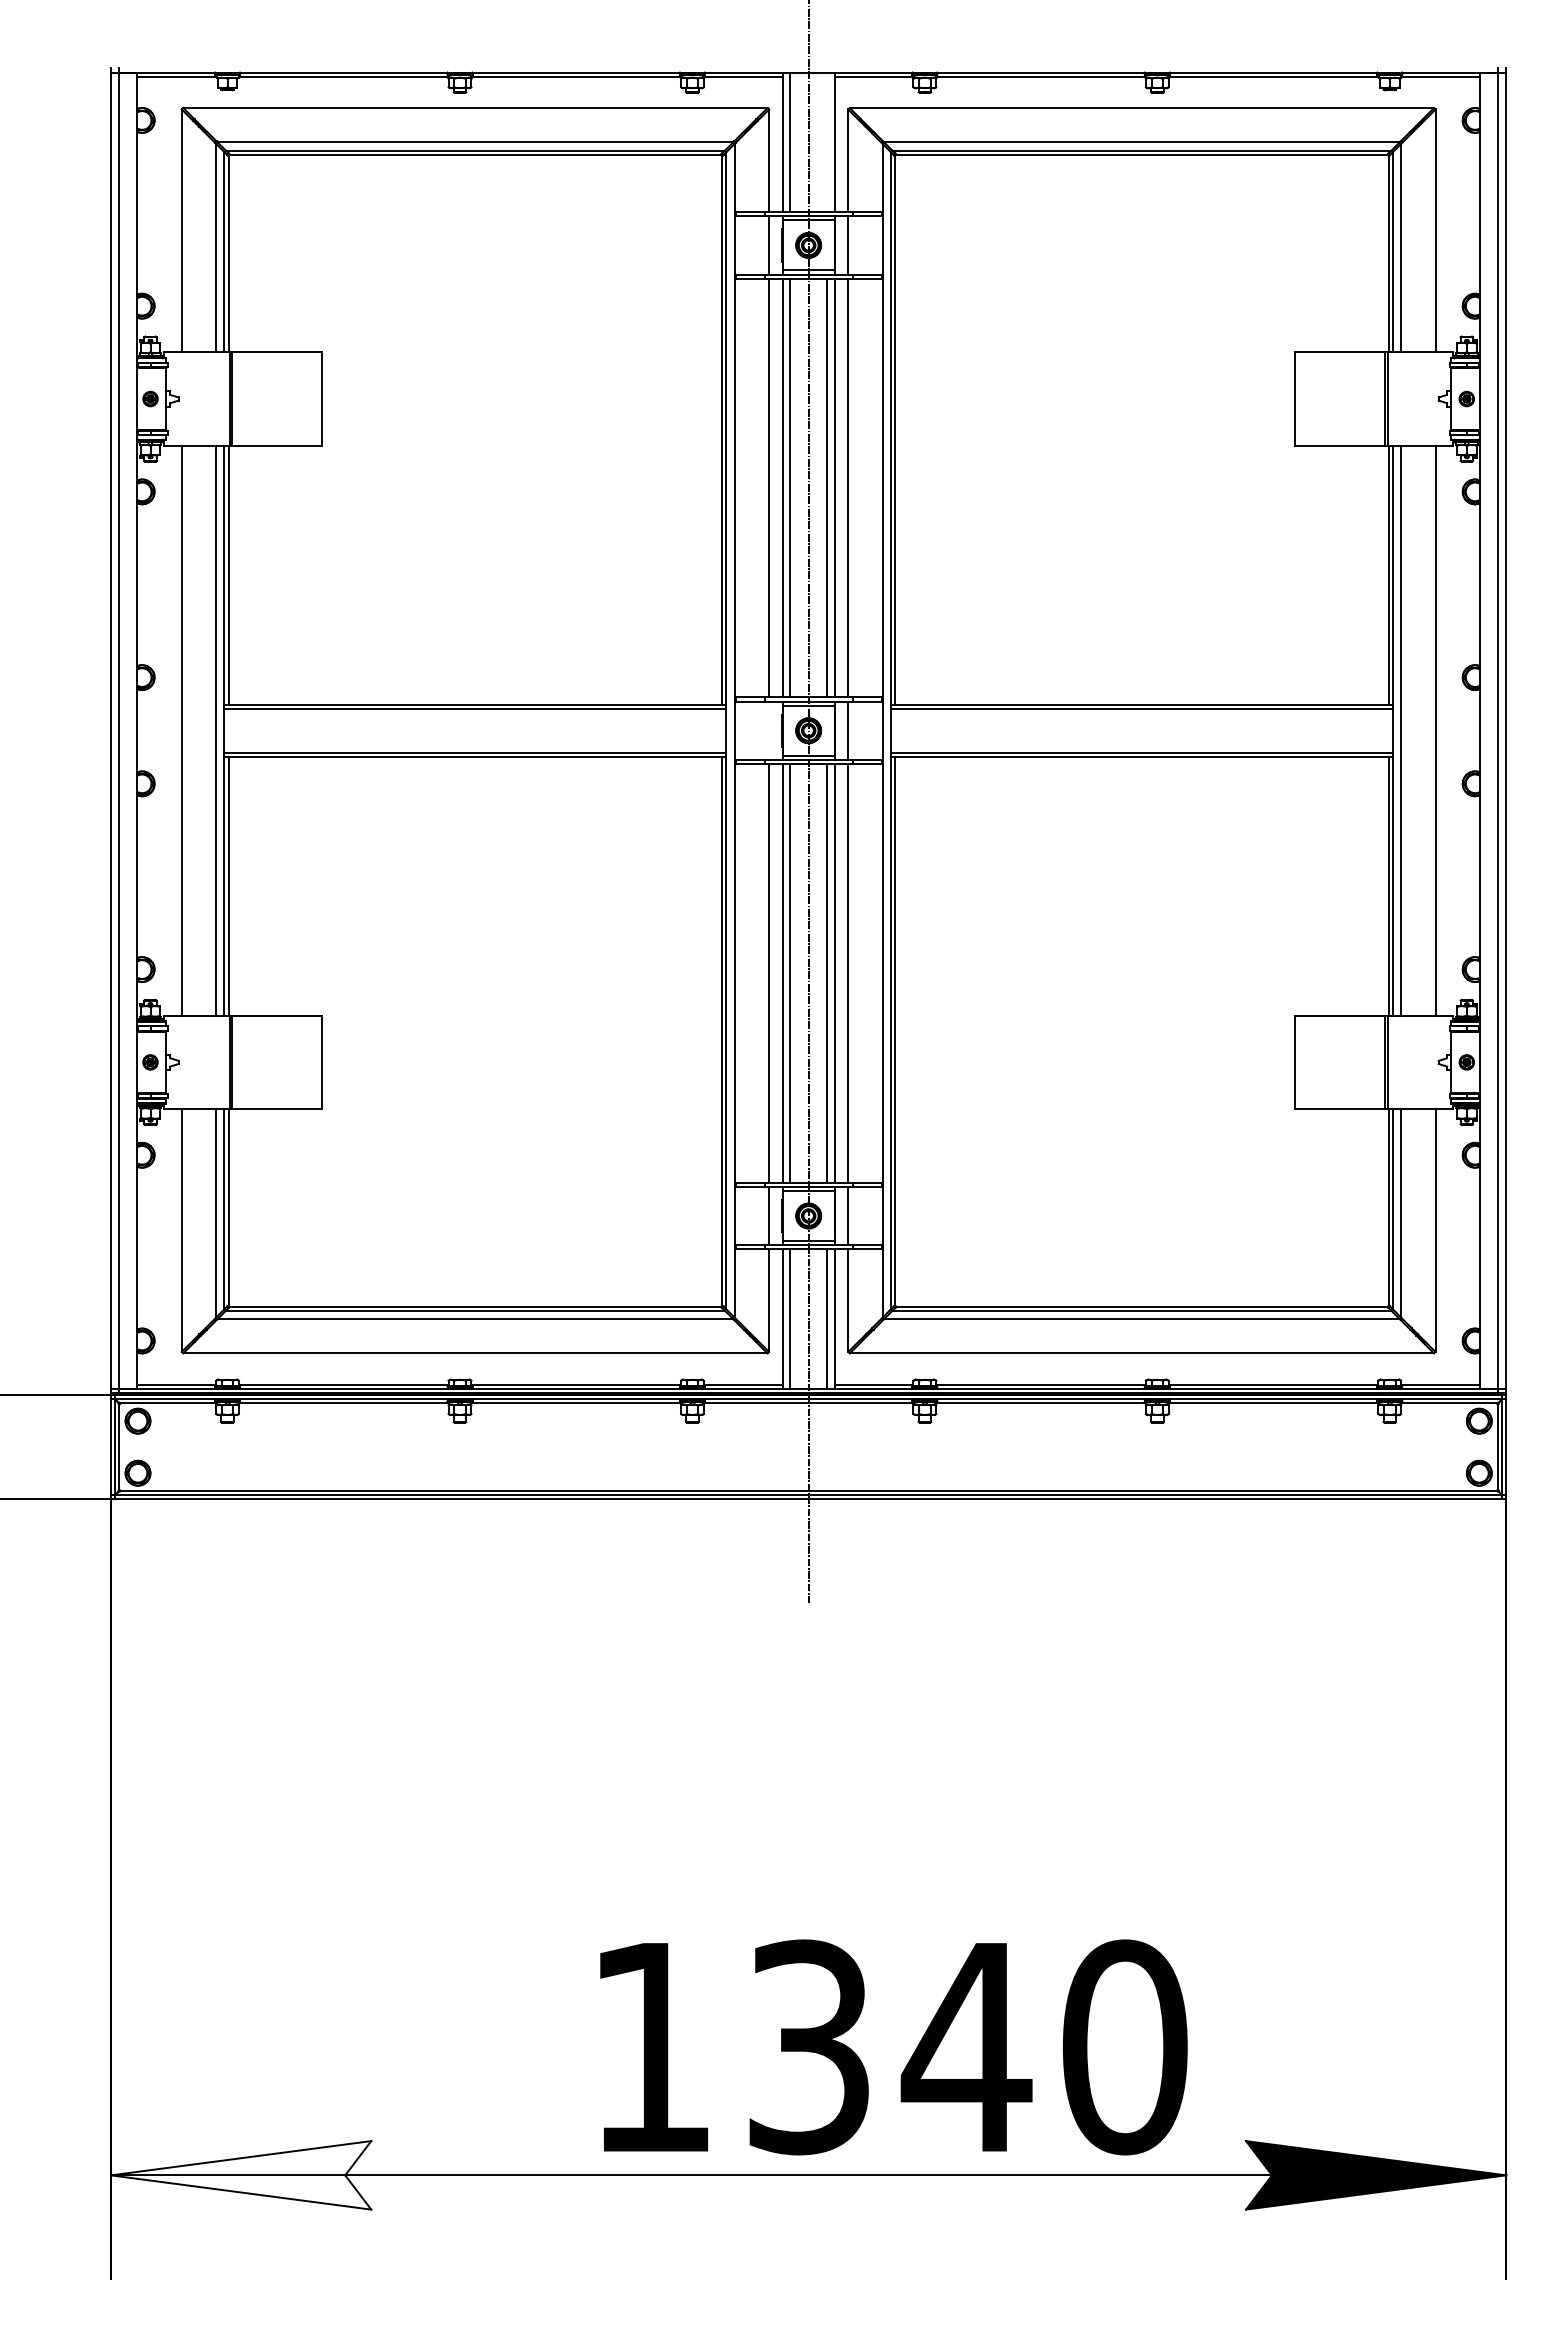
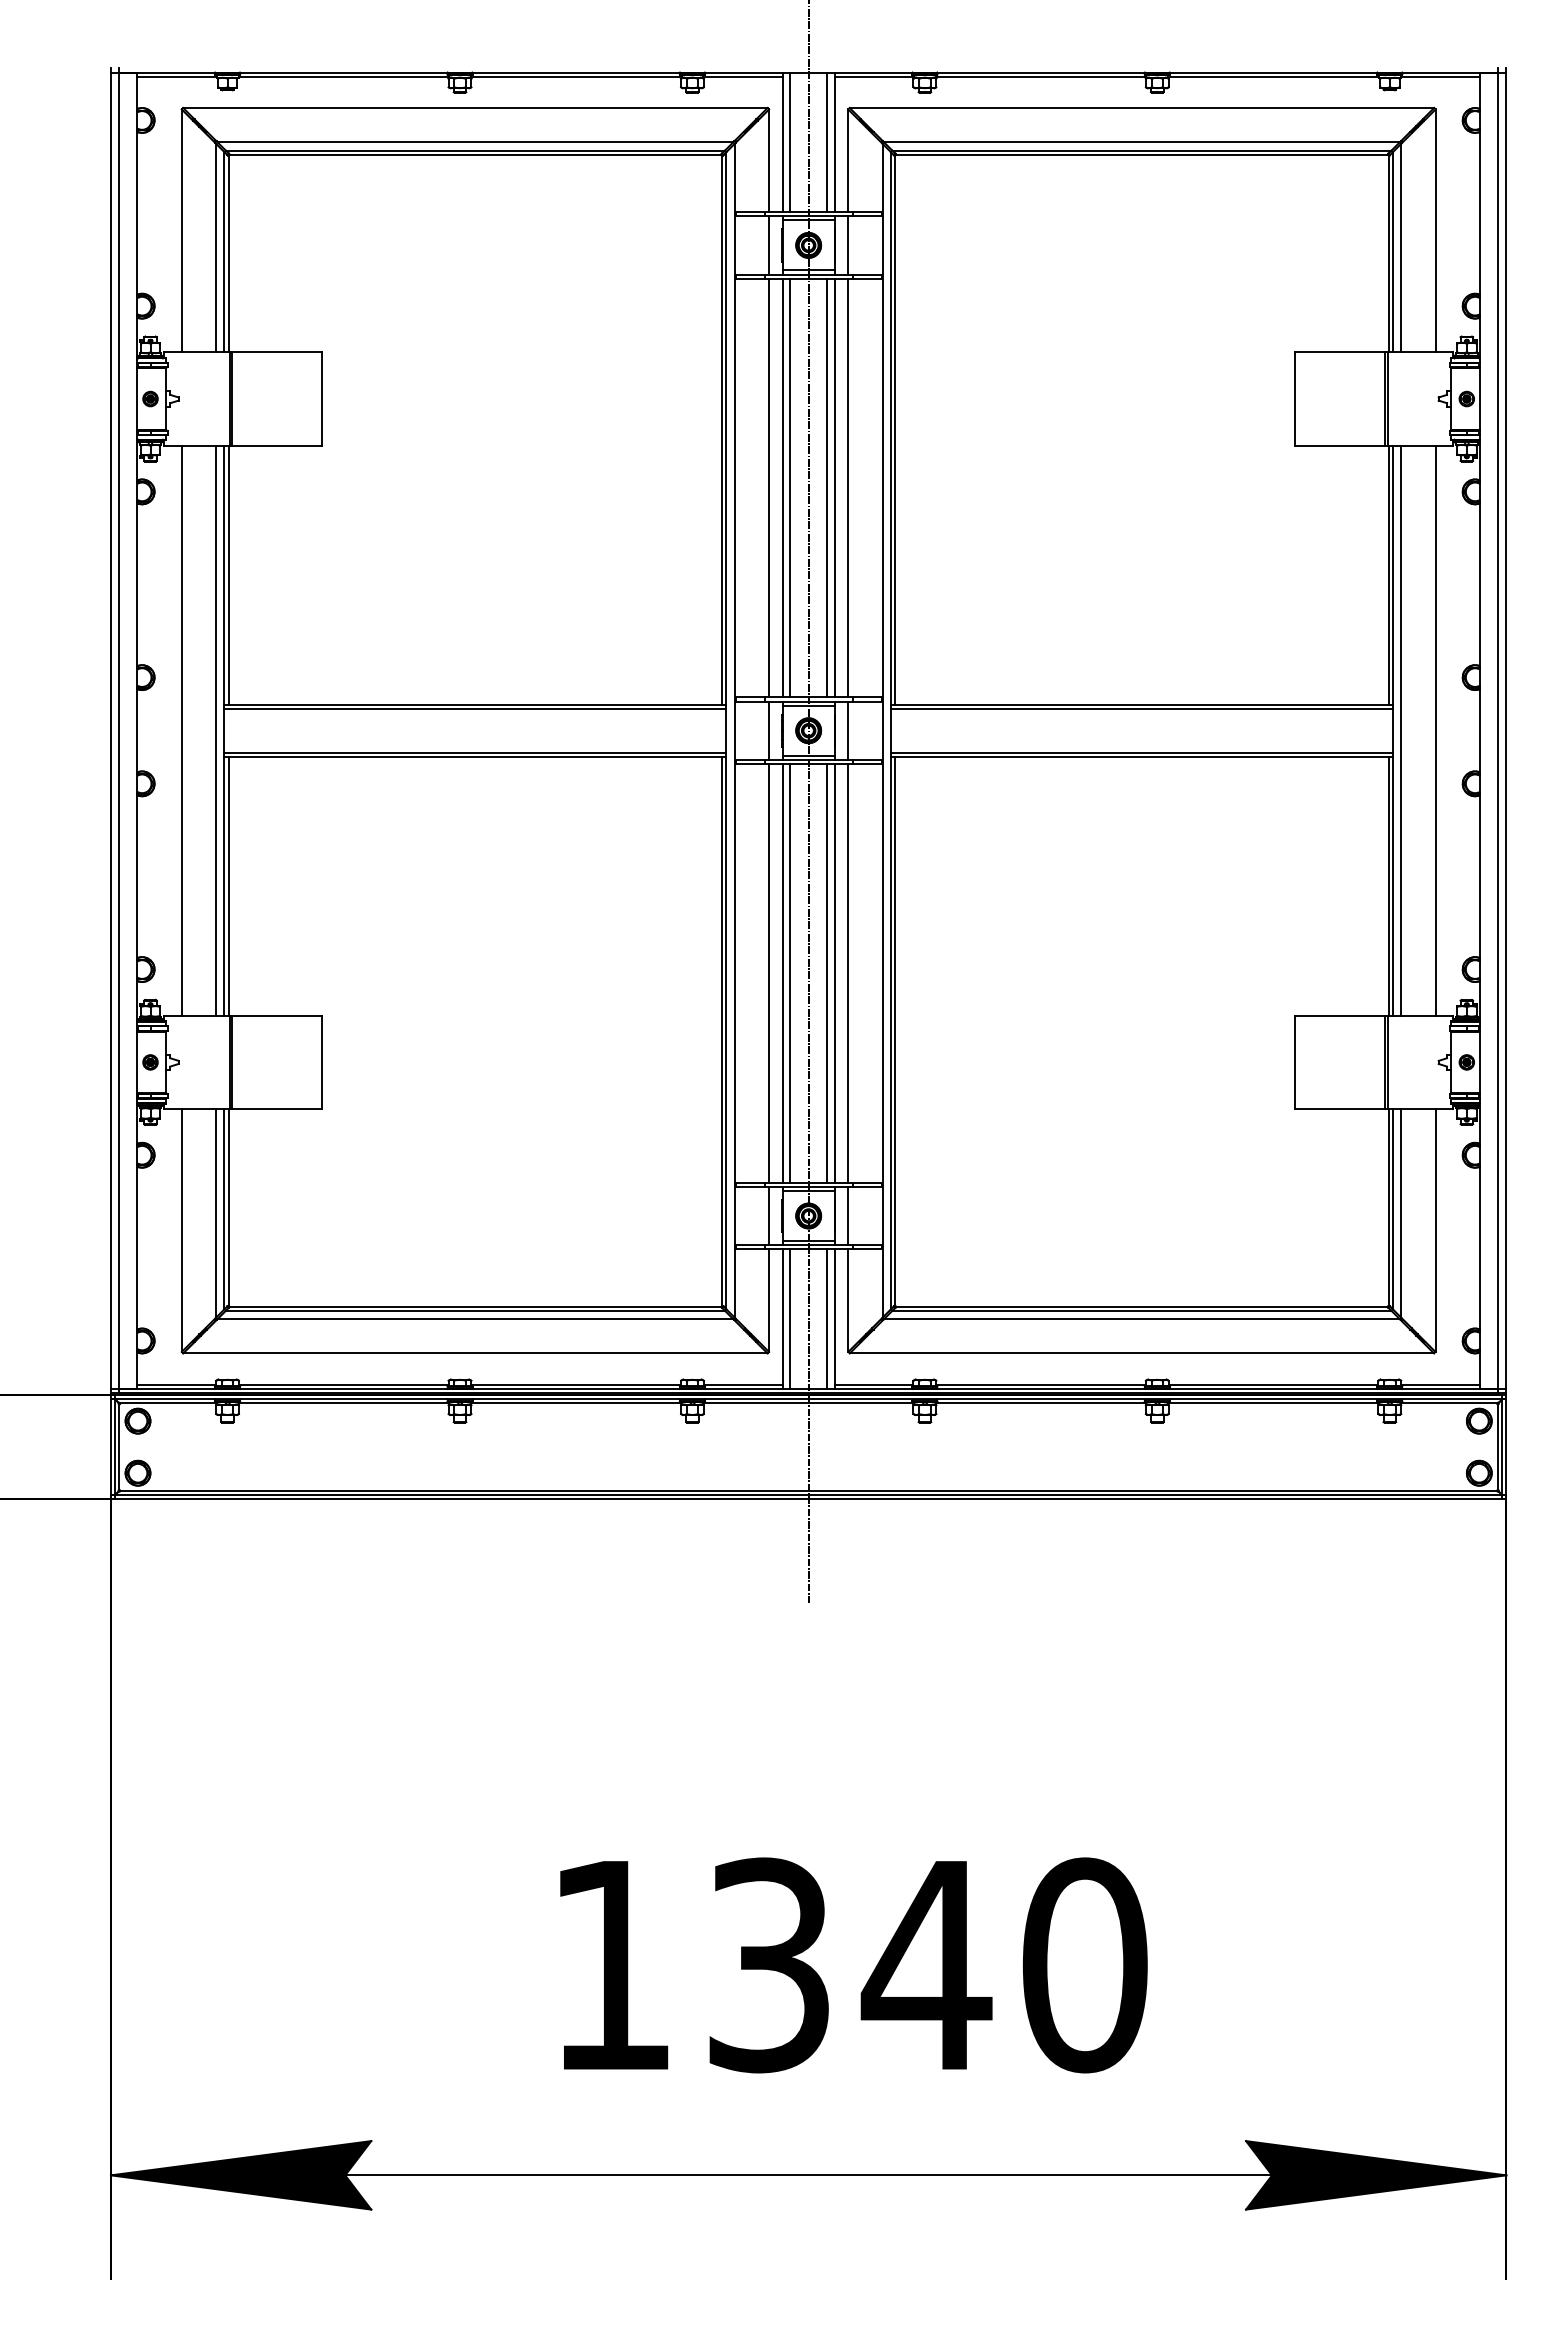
line: none -> present (827, 142)
line: none -> present (769, 730)
text position: (893, 2047) -> (853, 1965) (853, 1965)
fill: none -> present (240, 2175)
